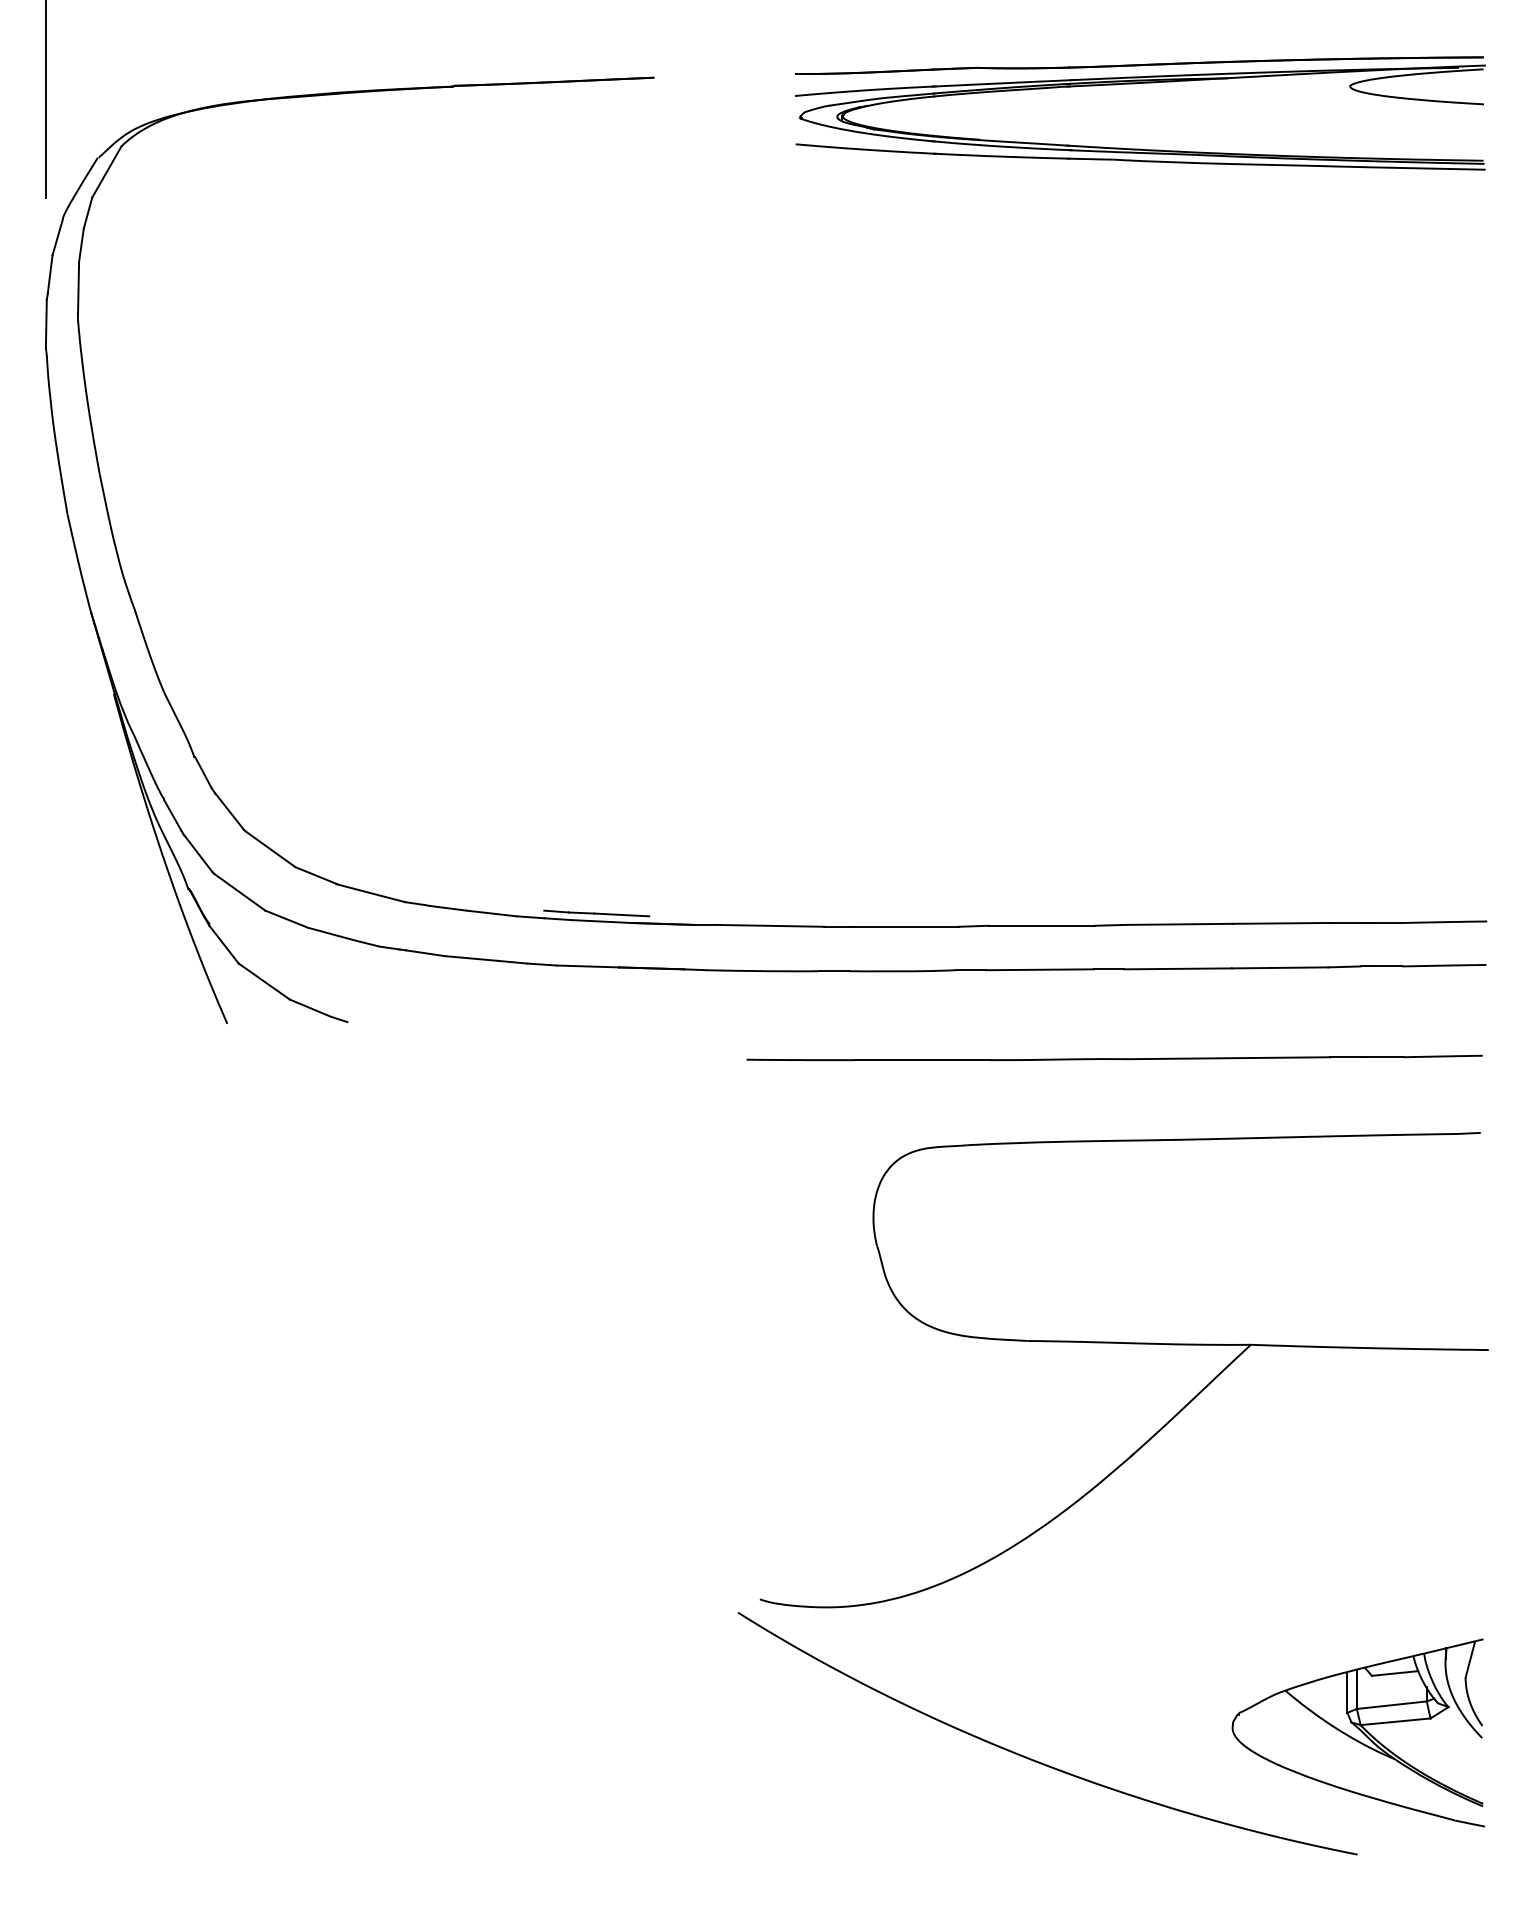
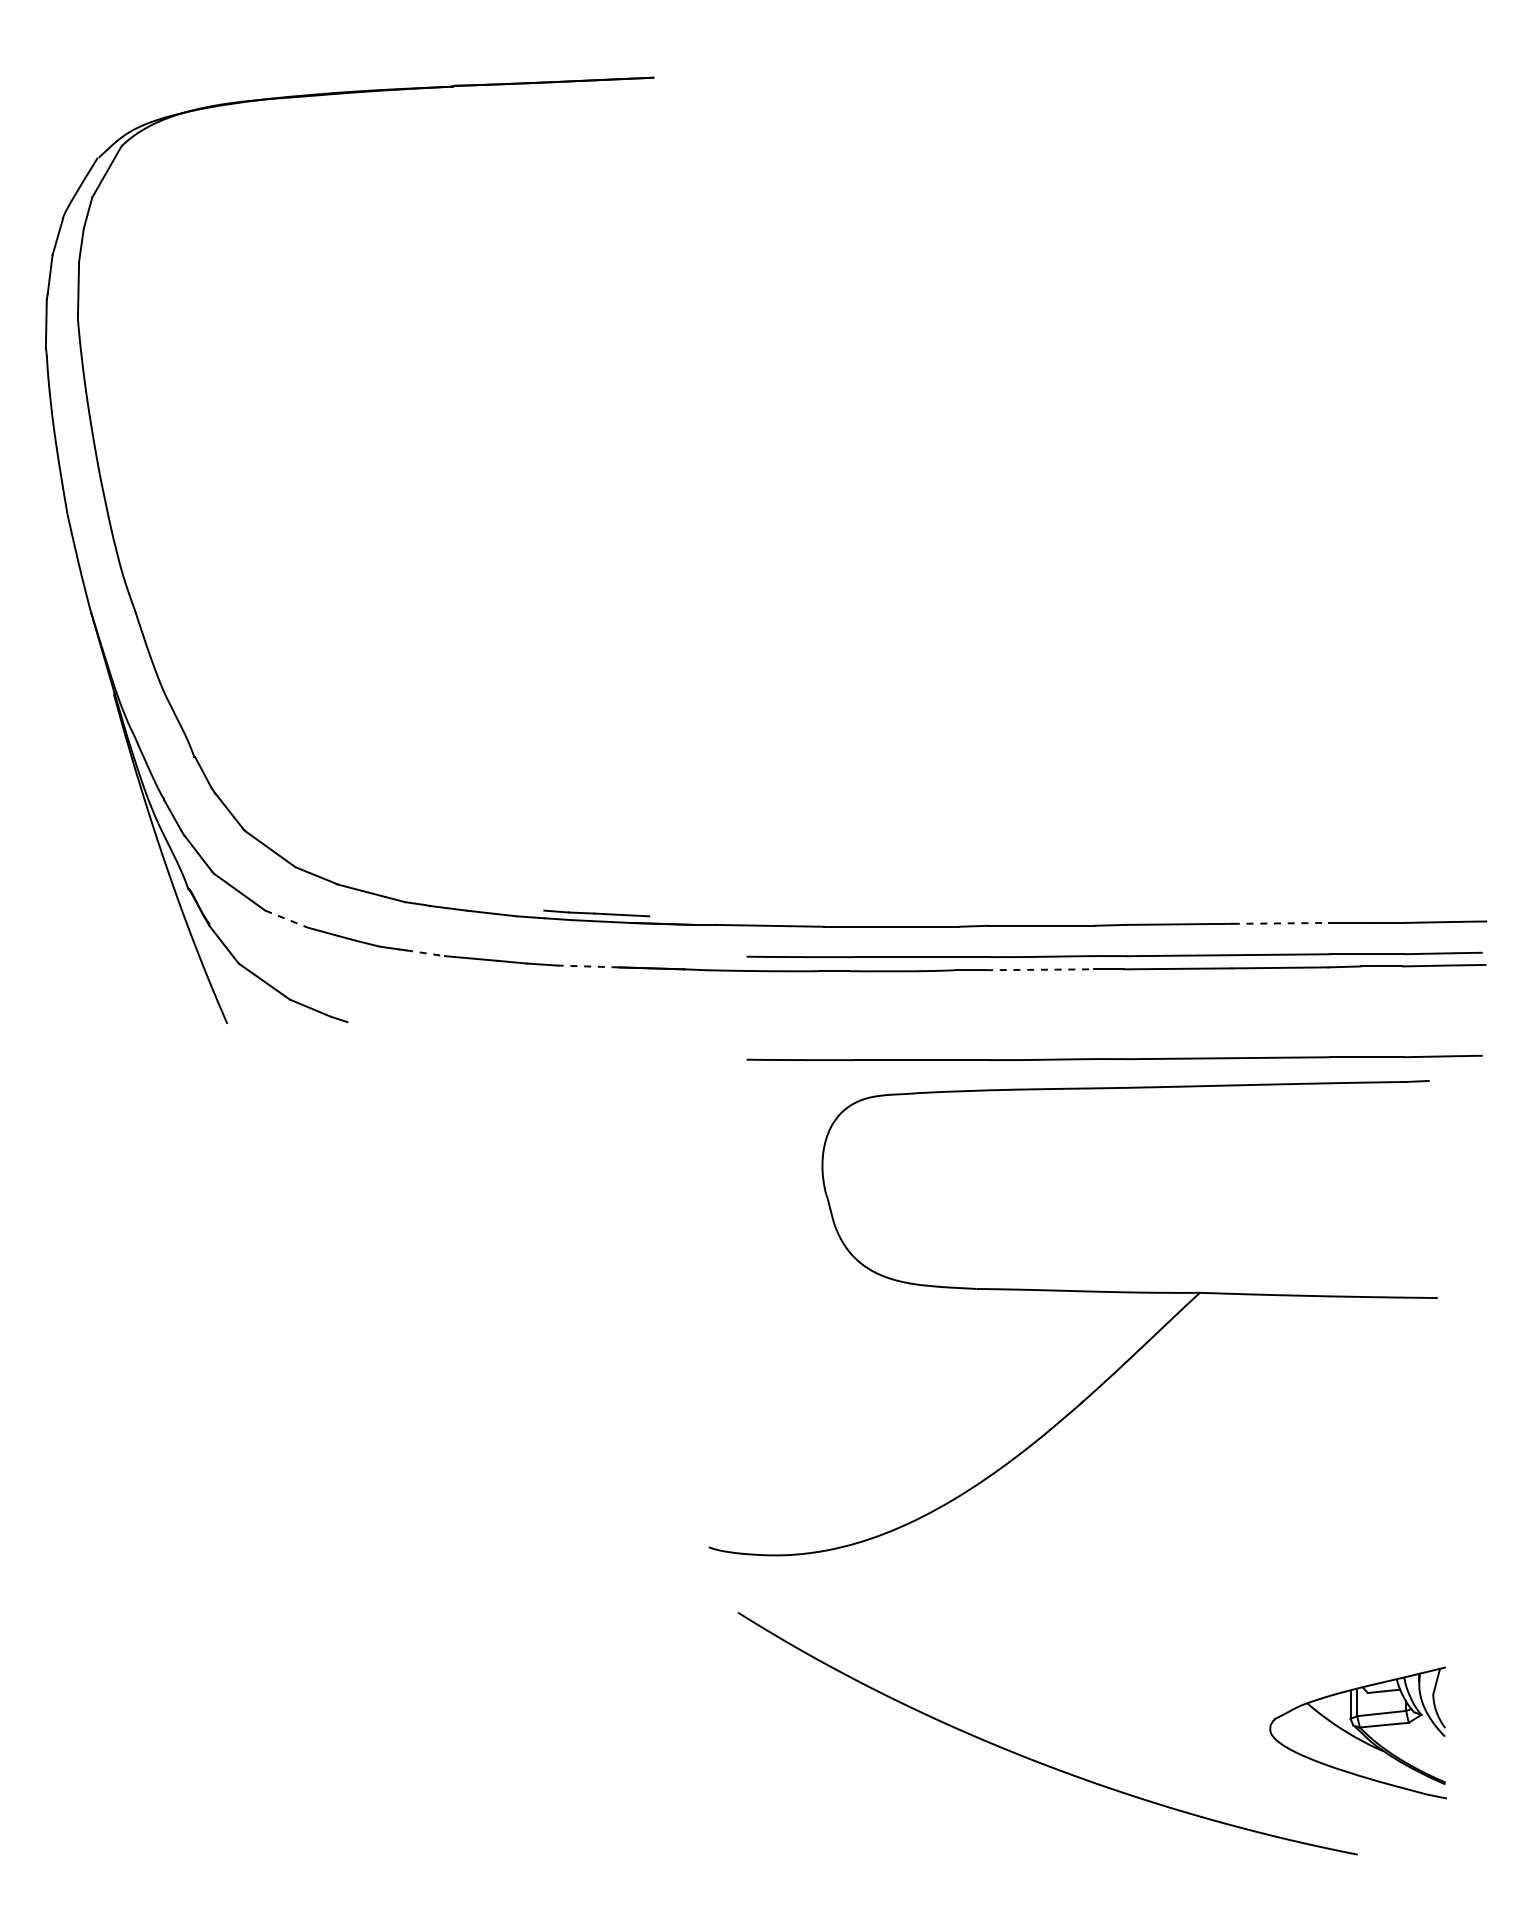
part: present -> none (1135, 84)
line: present -> none (45, 99)
line: solid -> dashed (286, 919)
line: solid -> dashed (1281, 923)
line: solid -> dashed (425, 953)
part: none -> present (1114, 954)
line: solid -> dashed (588, 966)
line: solid -> dashed (1039, 969)
part position: (1128, 1344) -> (1077, 1292) (1077, 1292)
part size: 254x190 px -> 178x134 px (1357, 1732)
